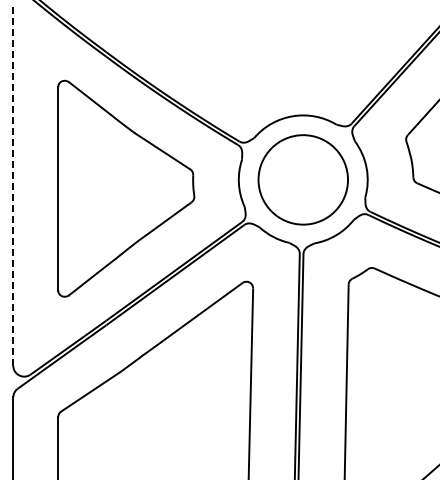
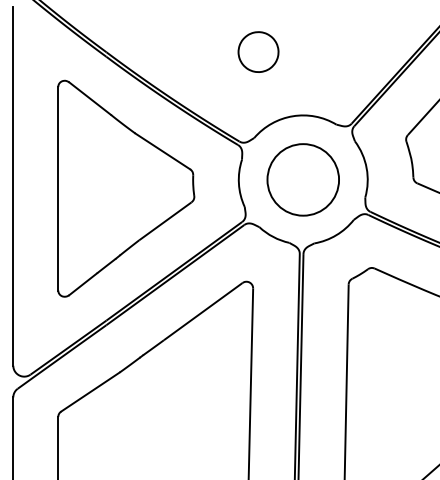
part: none -> present (258, 51)
circle diameter: 89 px -> 72 px (303, 179)
line: dashed -> solid (13, 186)
